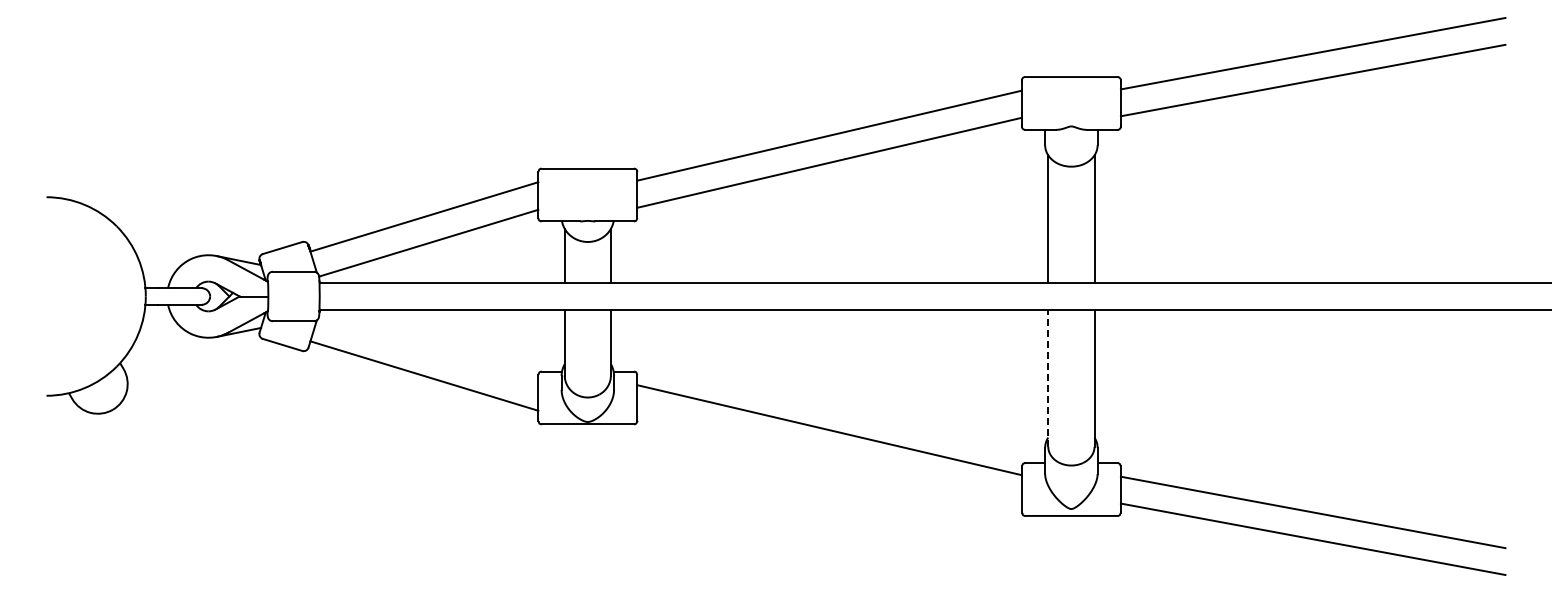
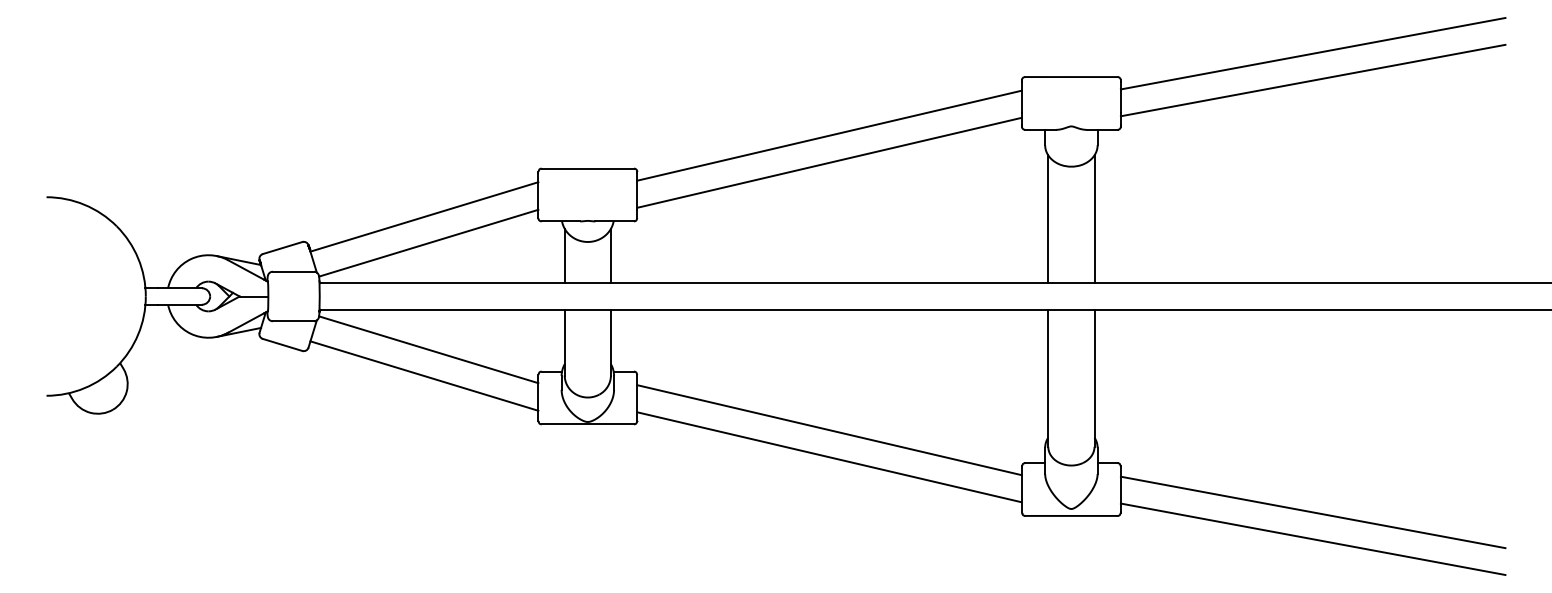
line: none -> present (428, 349)
line: dashed -> solid (1048, 378)
line: none -> present (829, 457)
